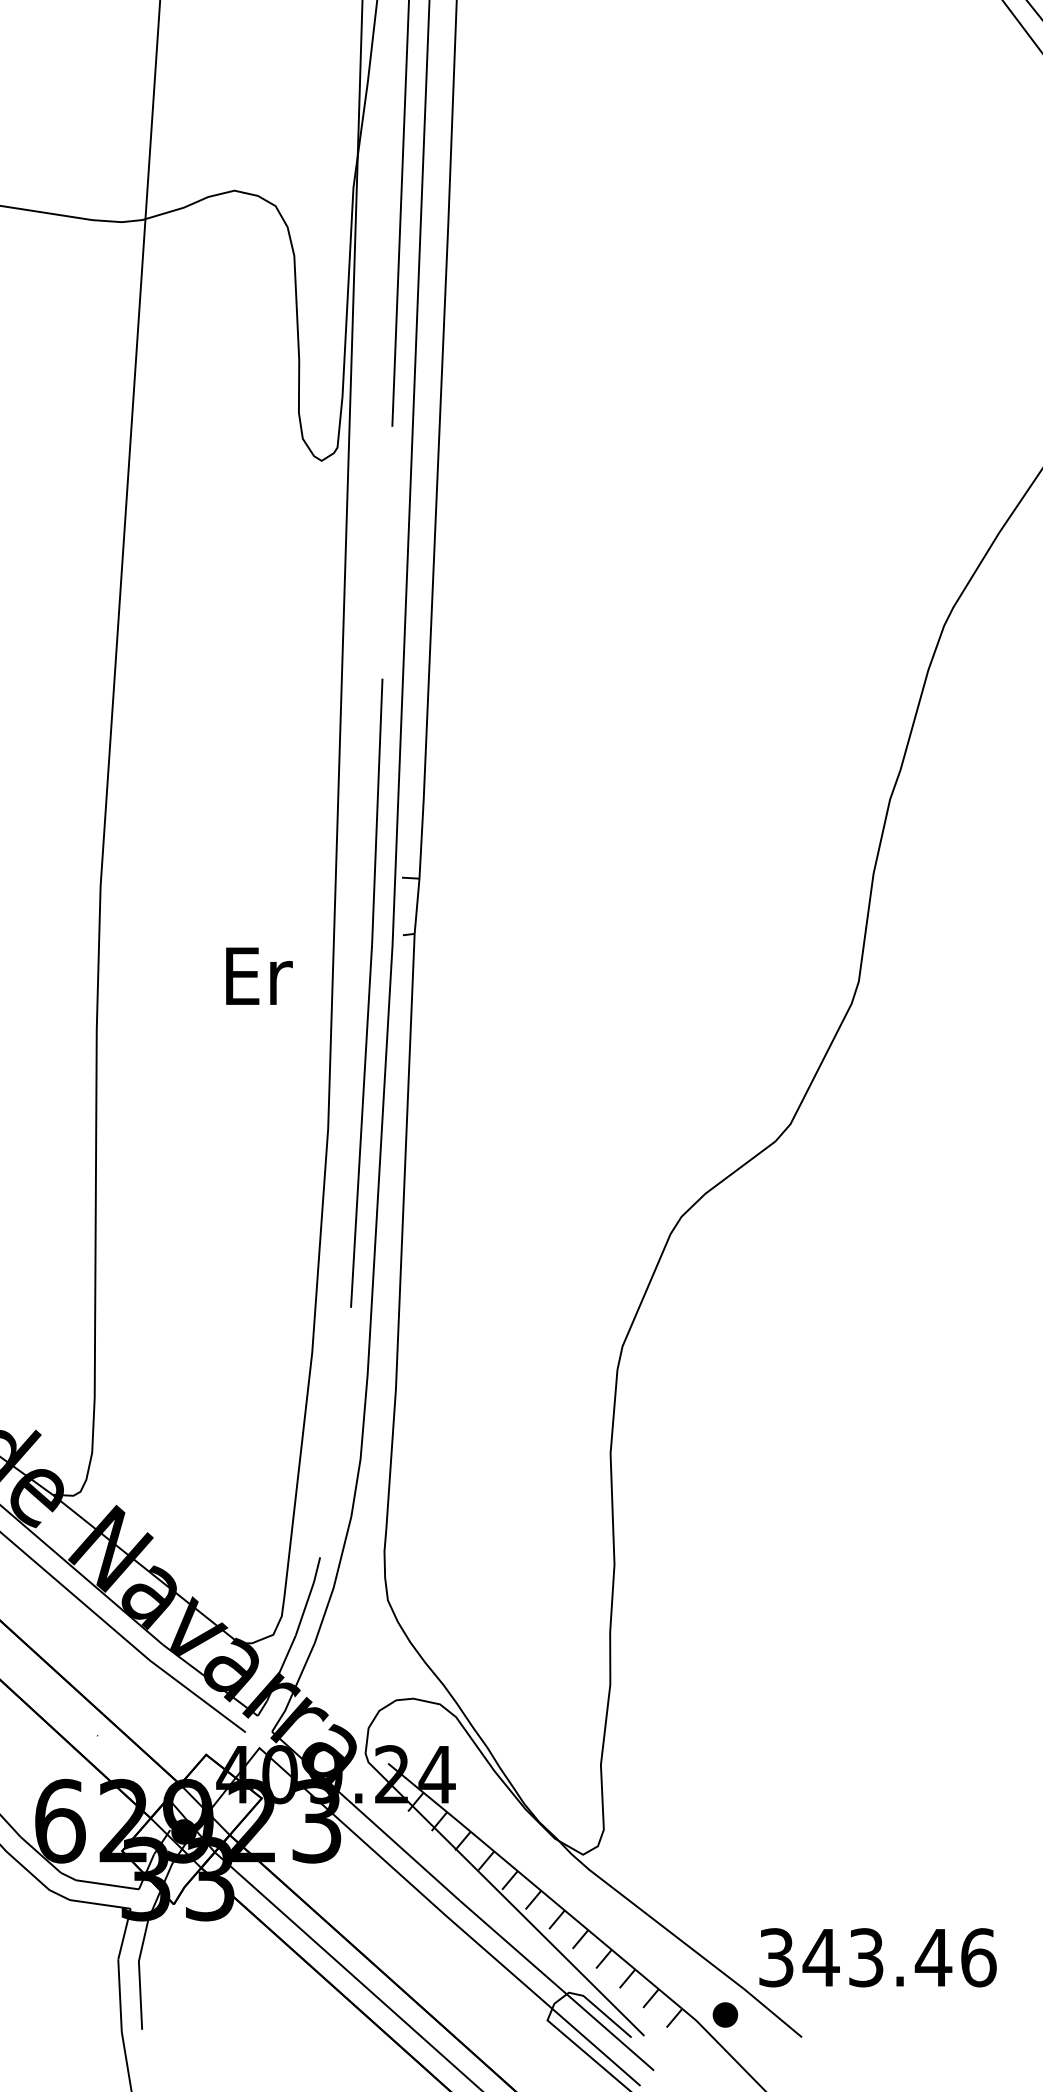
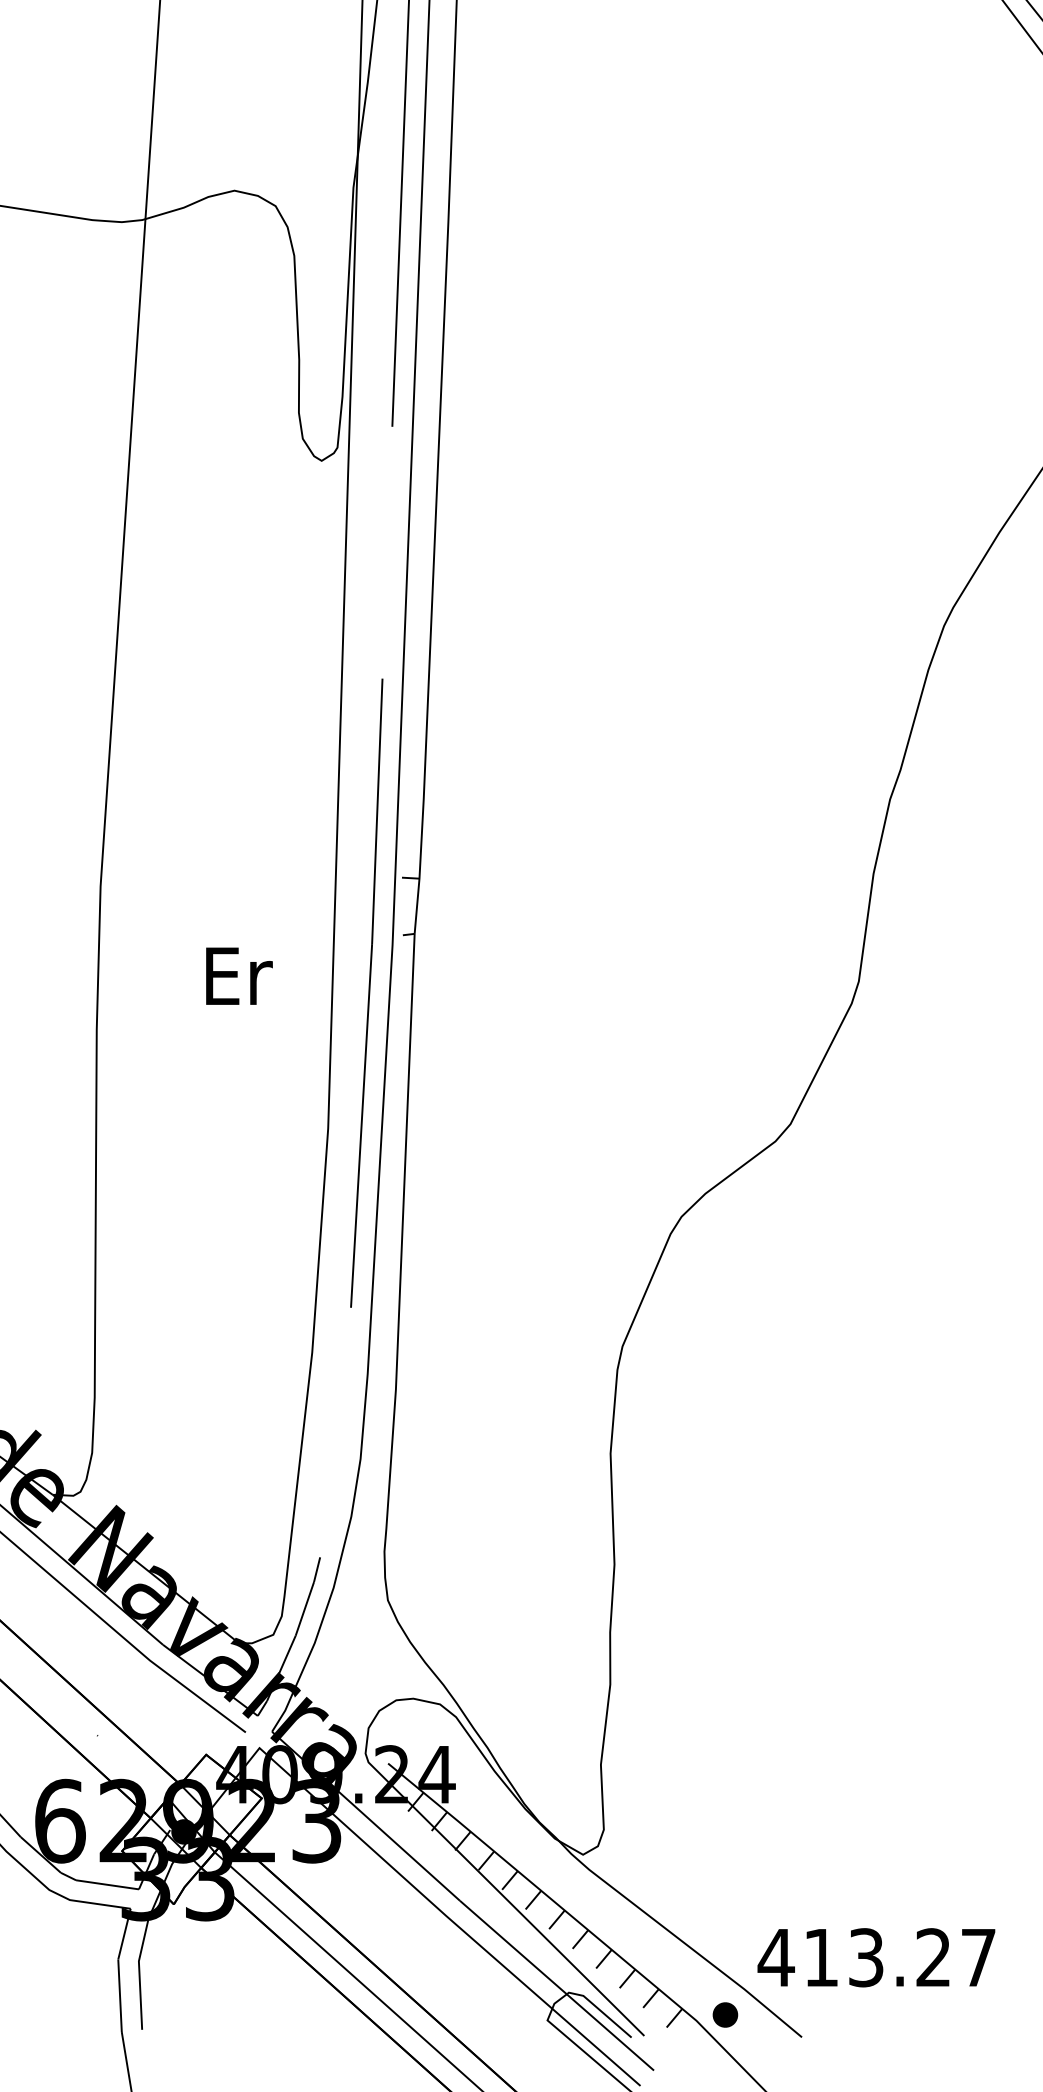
text position: (259, 975) -> (239, 975) (239, 975)
text: 343.46 -> 413.27 (876, 1957)
